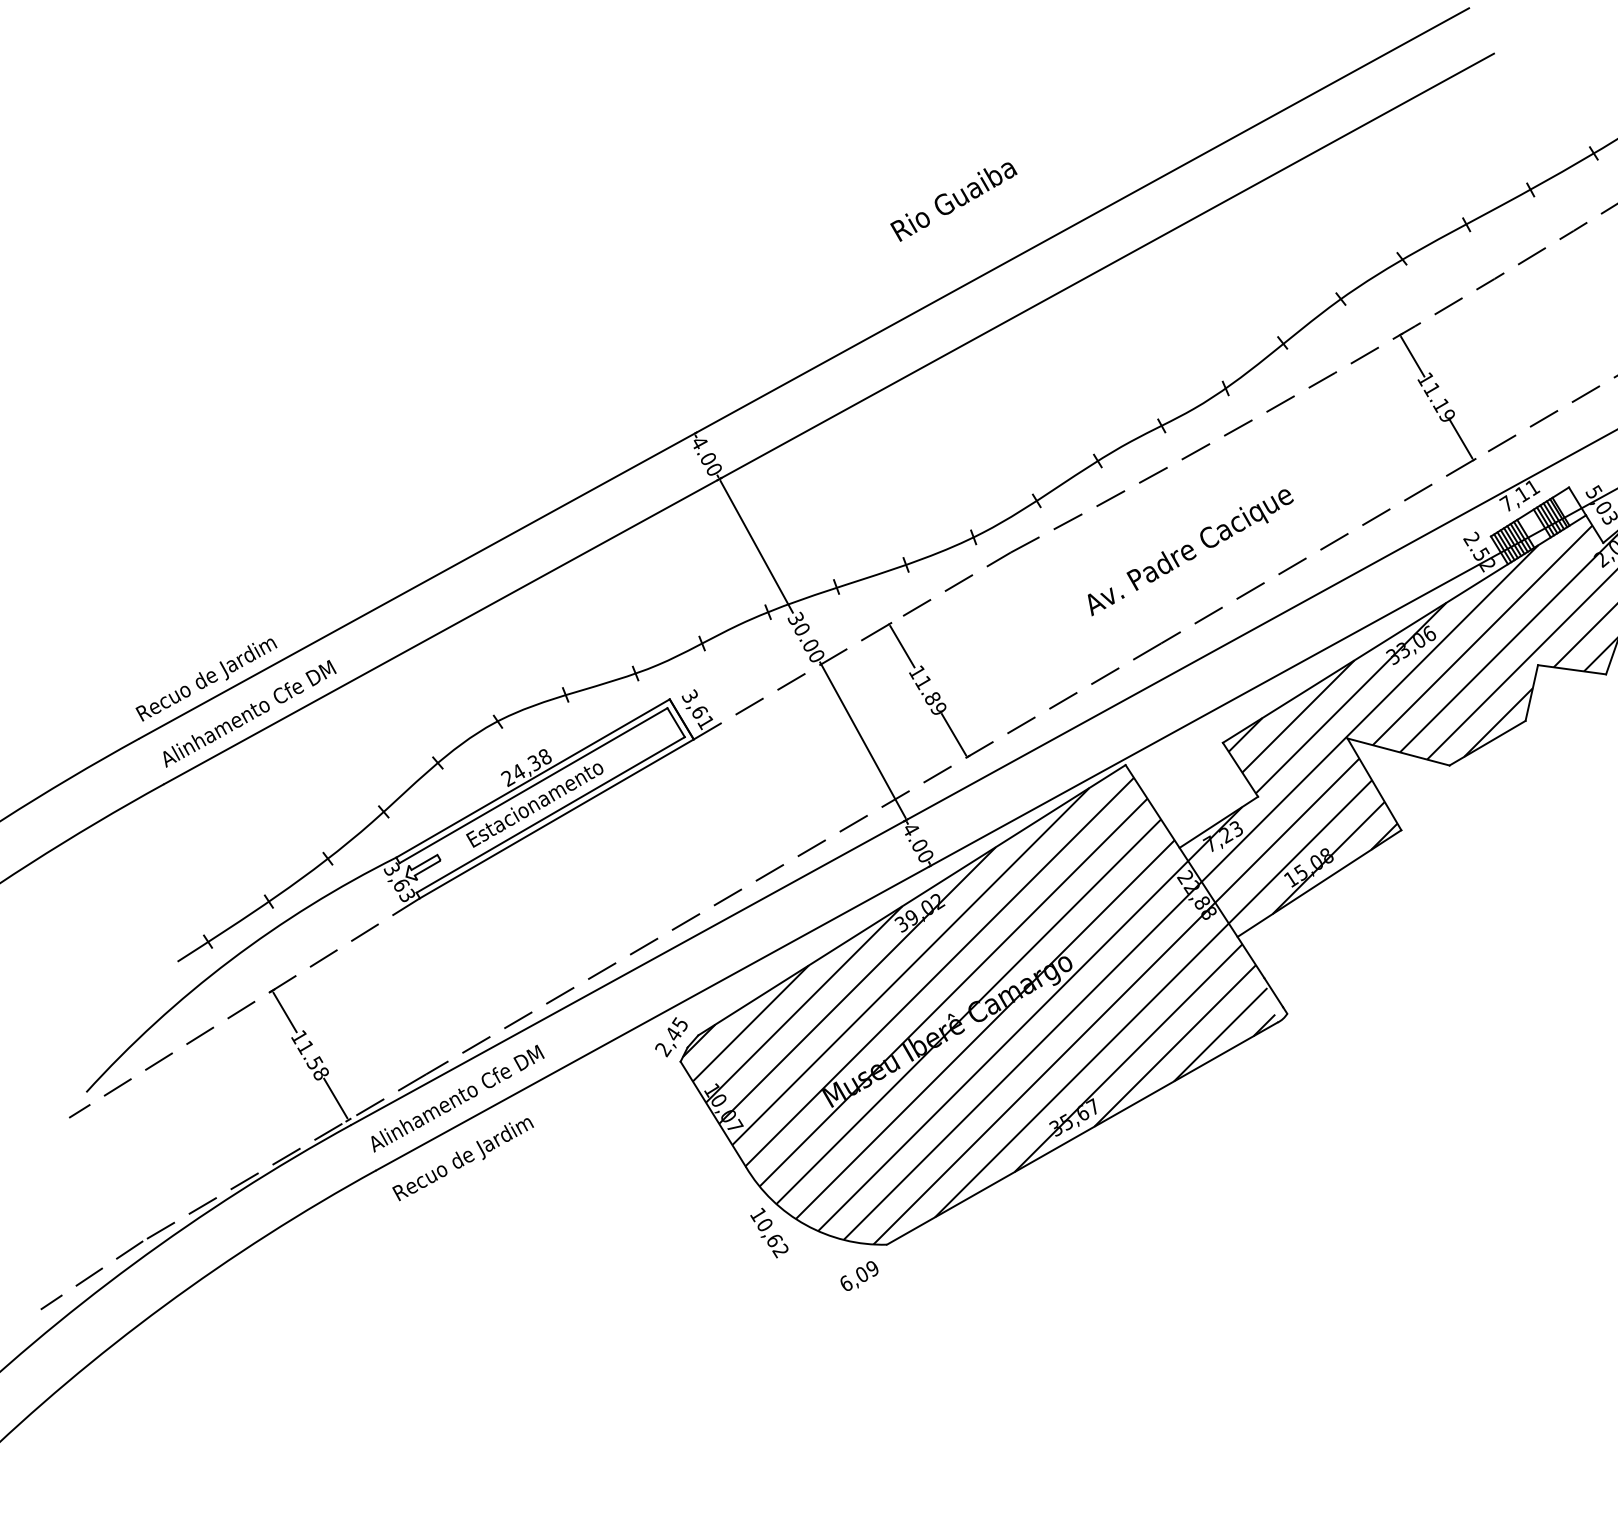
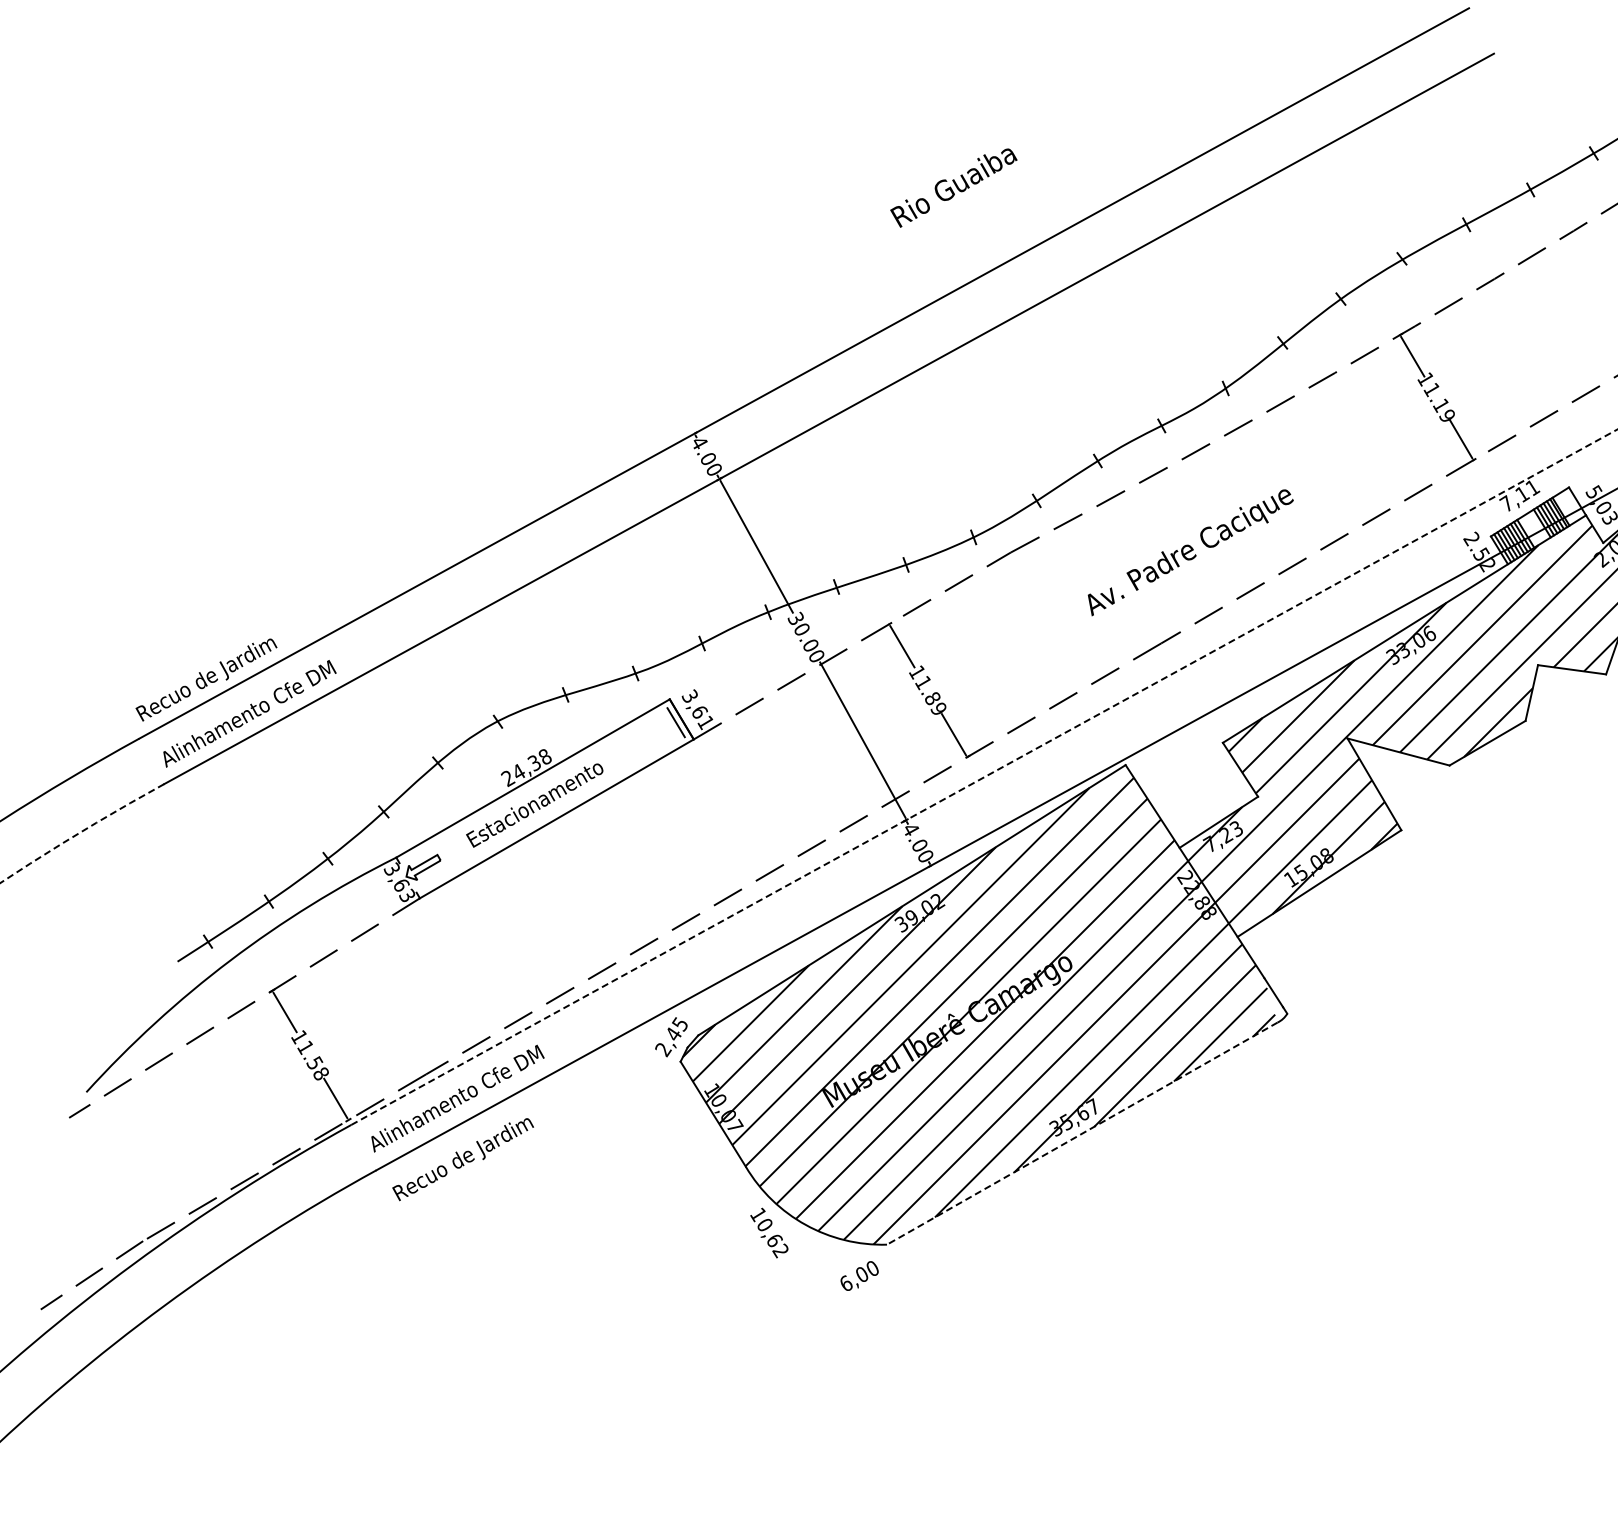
text position: (953, 201) -> (953, 187) (953, 187)
line: solid -> dashed (984, 777)
line: present -> none (533, 785)
line: present -> none (550, 814)
arc: solid -> dashed (81, 832)
line: solid -> dashed (1082, 1133)
text: 6,09 -> 6,00 (872, 1268)
